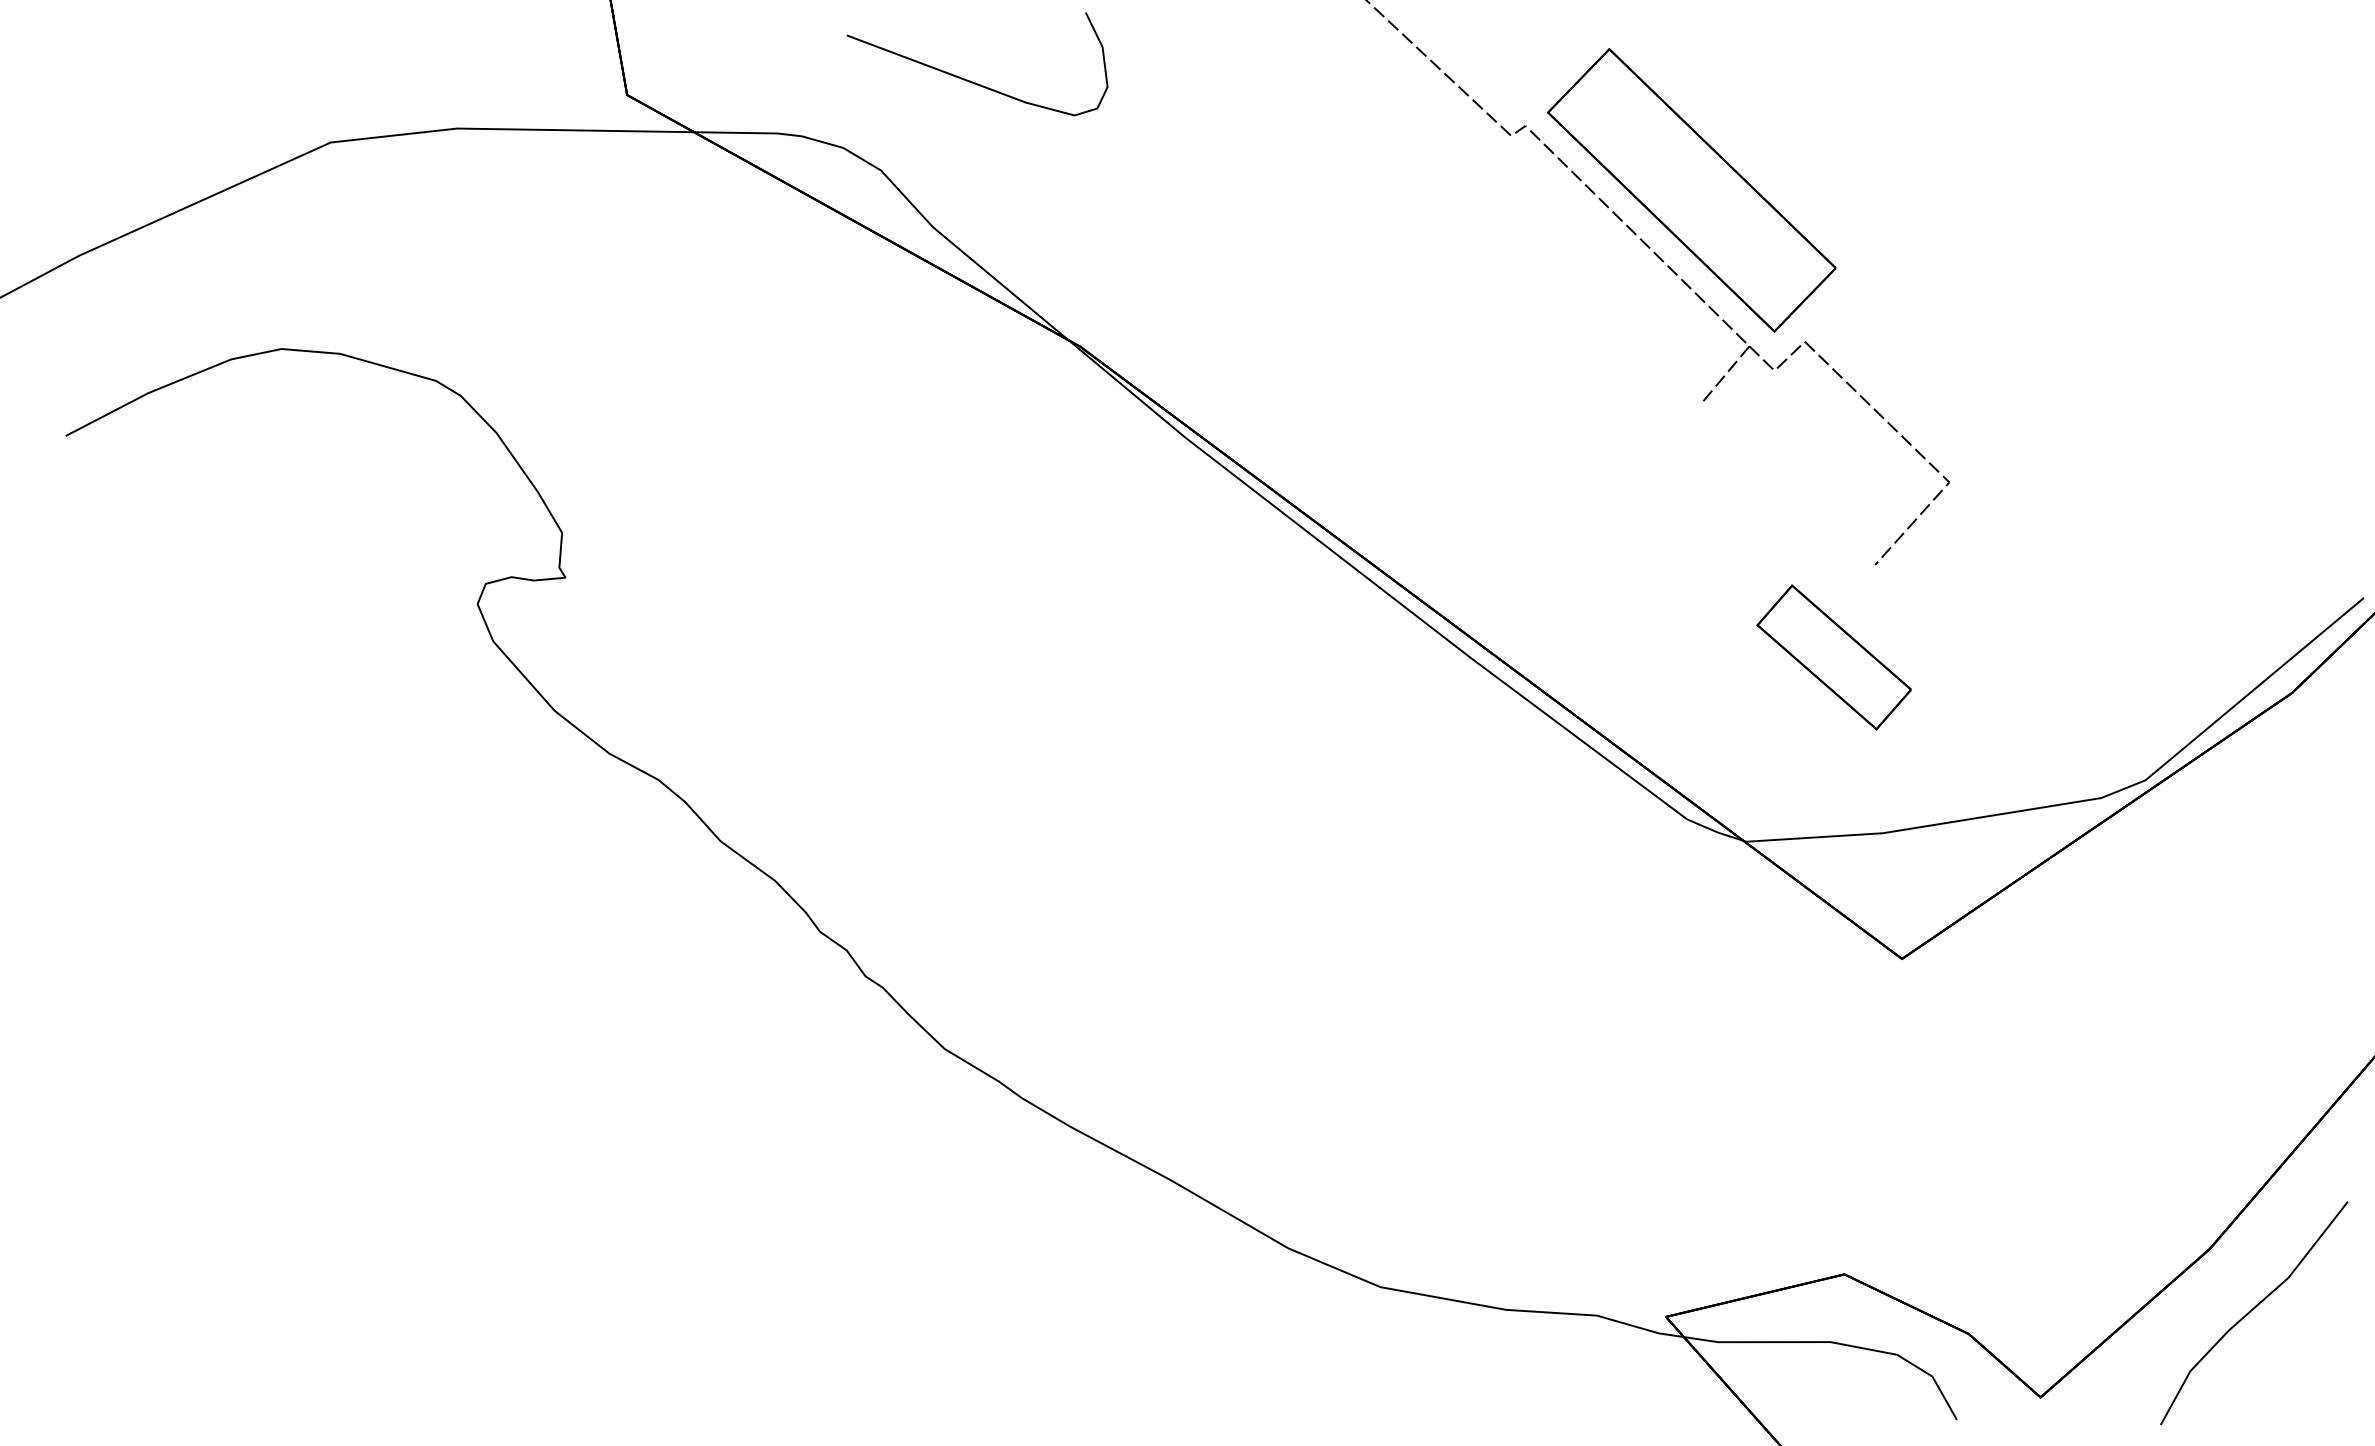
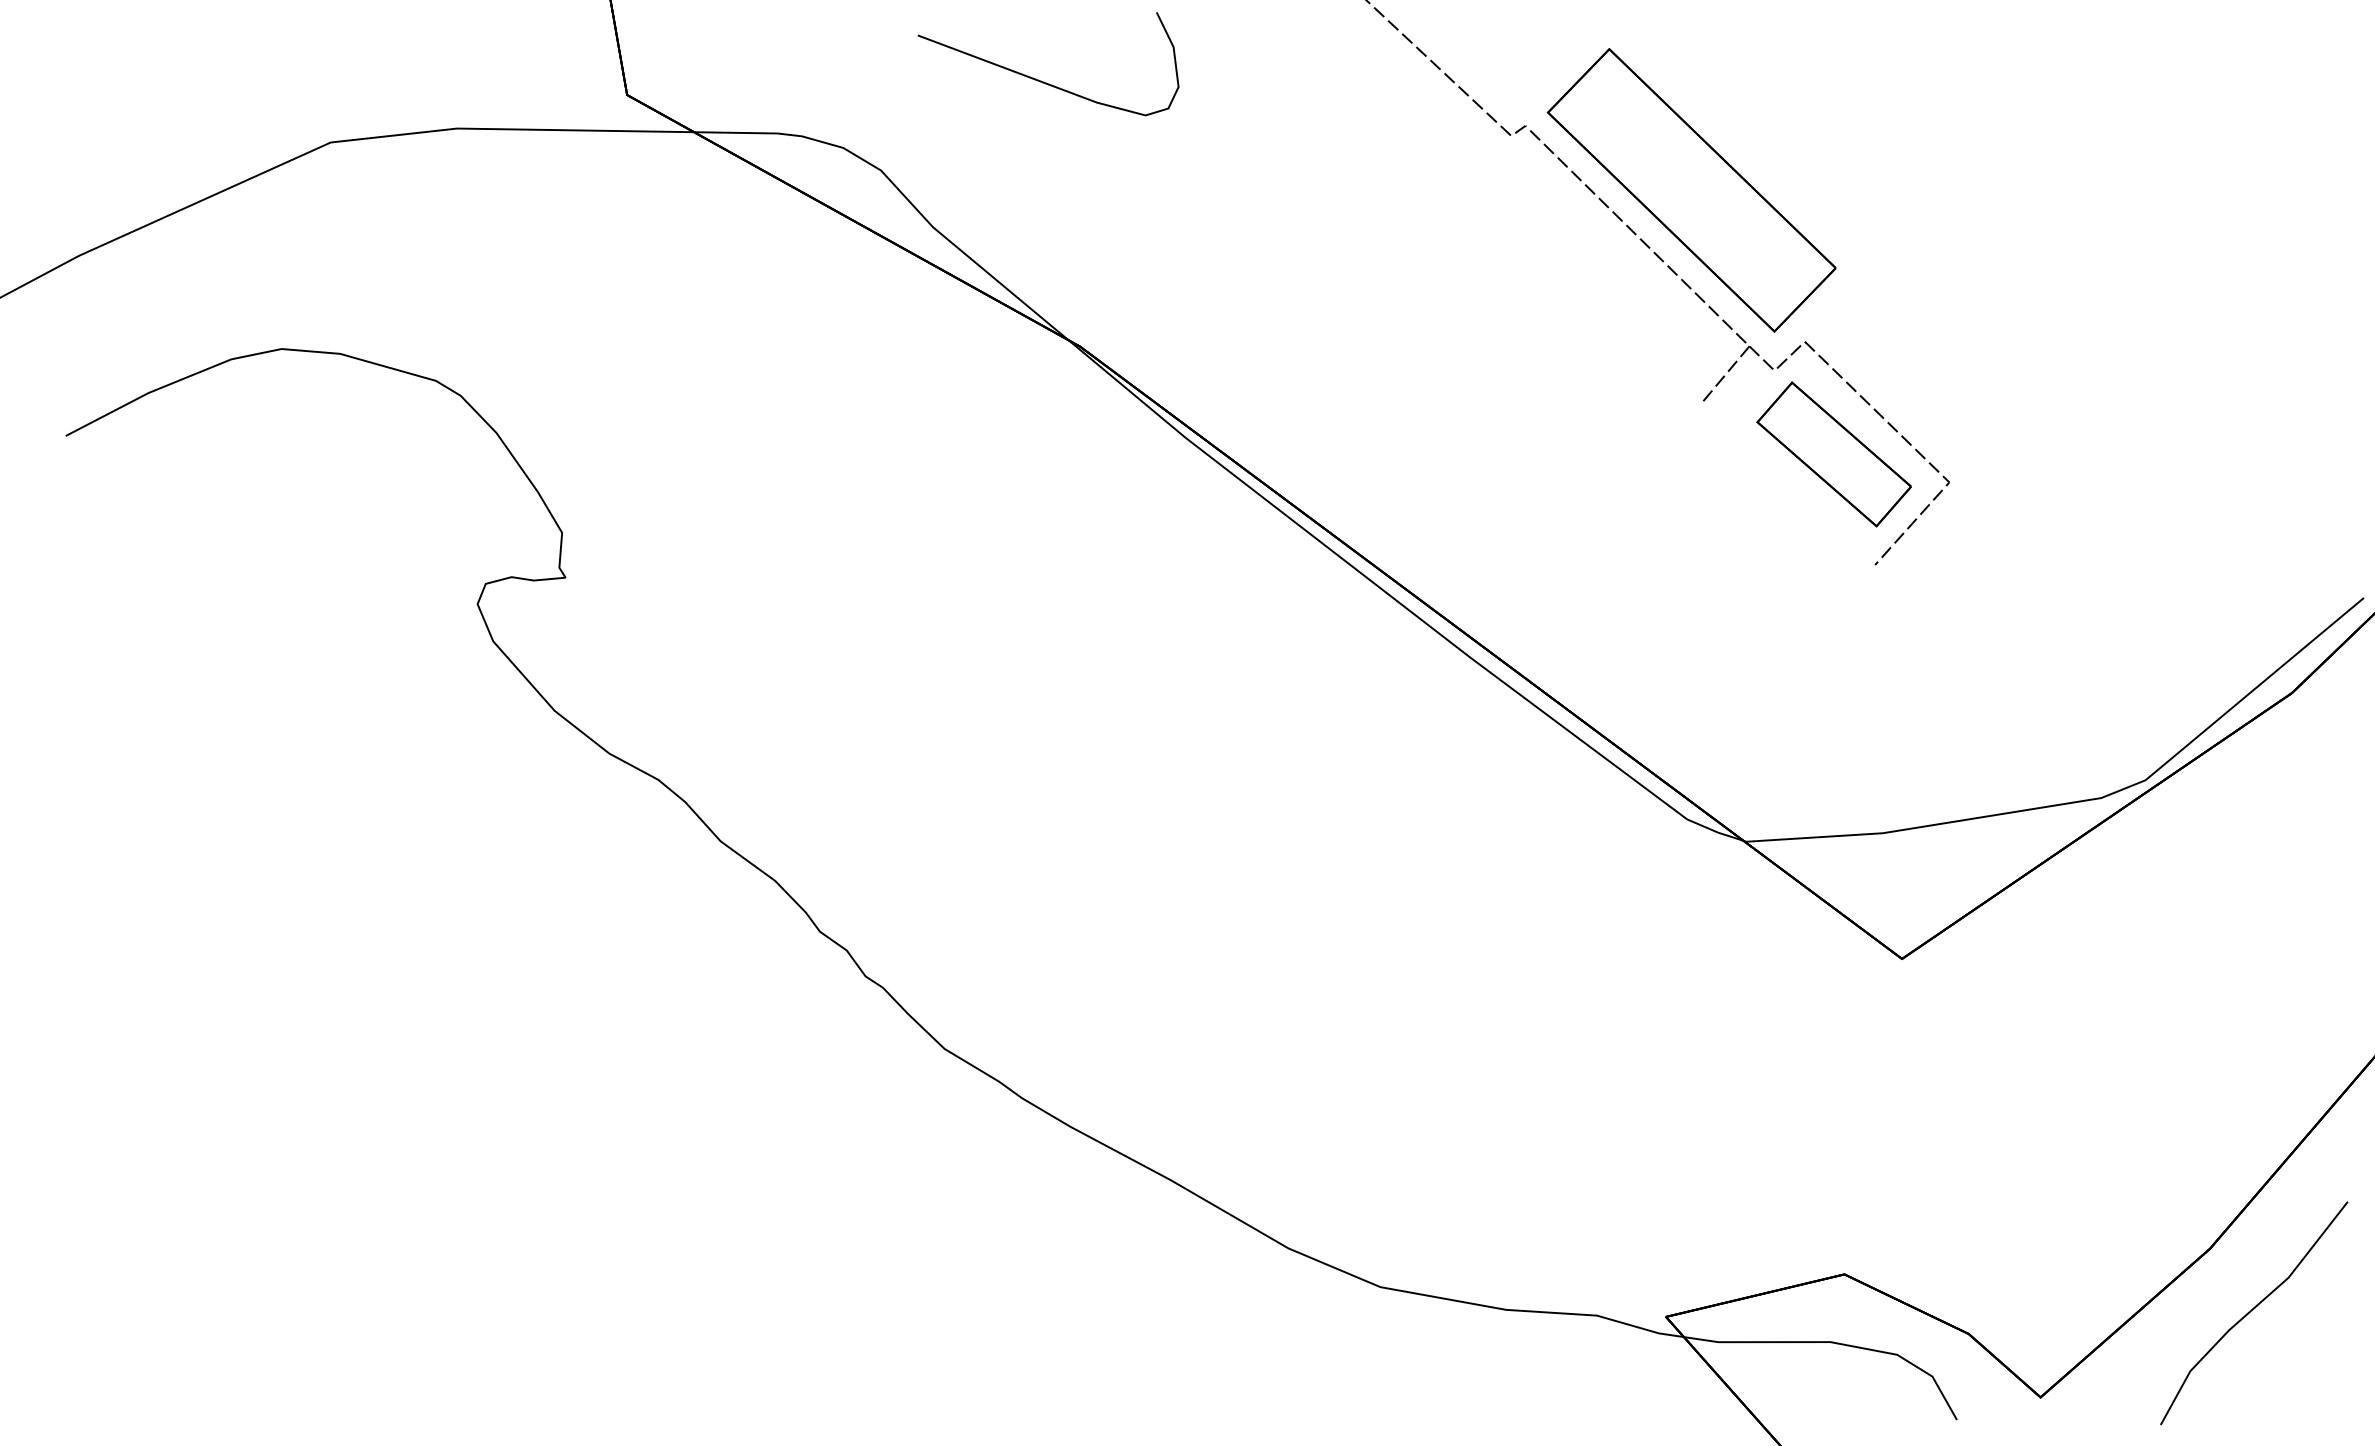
curve position: (970, 80) -> (1041, 80) (1041, 80)
part position: (1833, 657) -> (1833, 454) (1833, 454)
